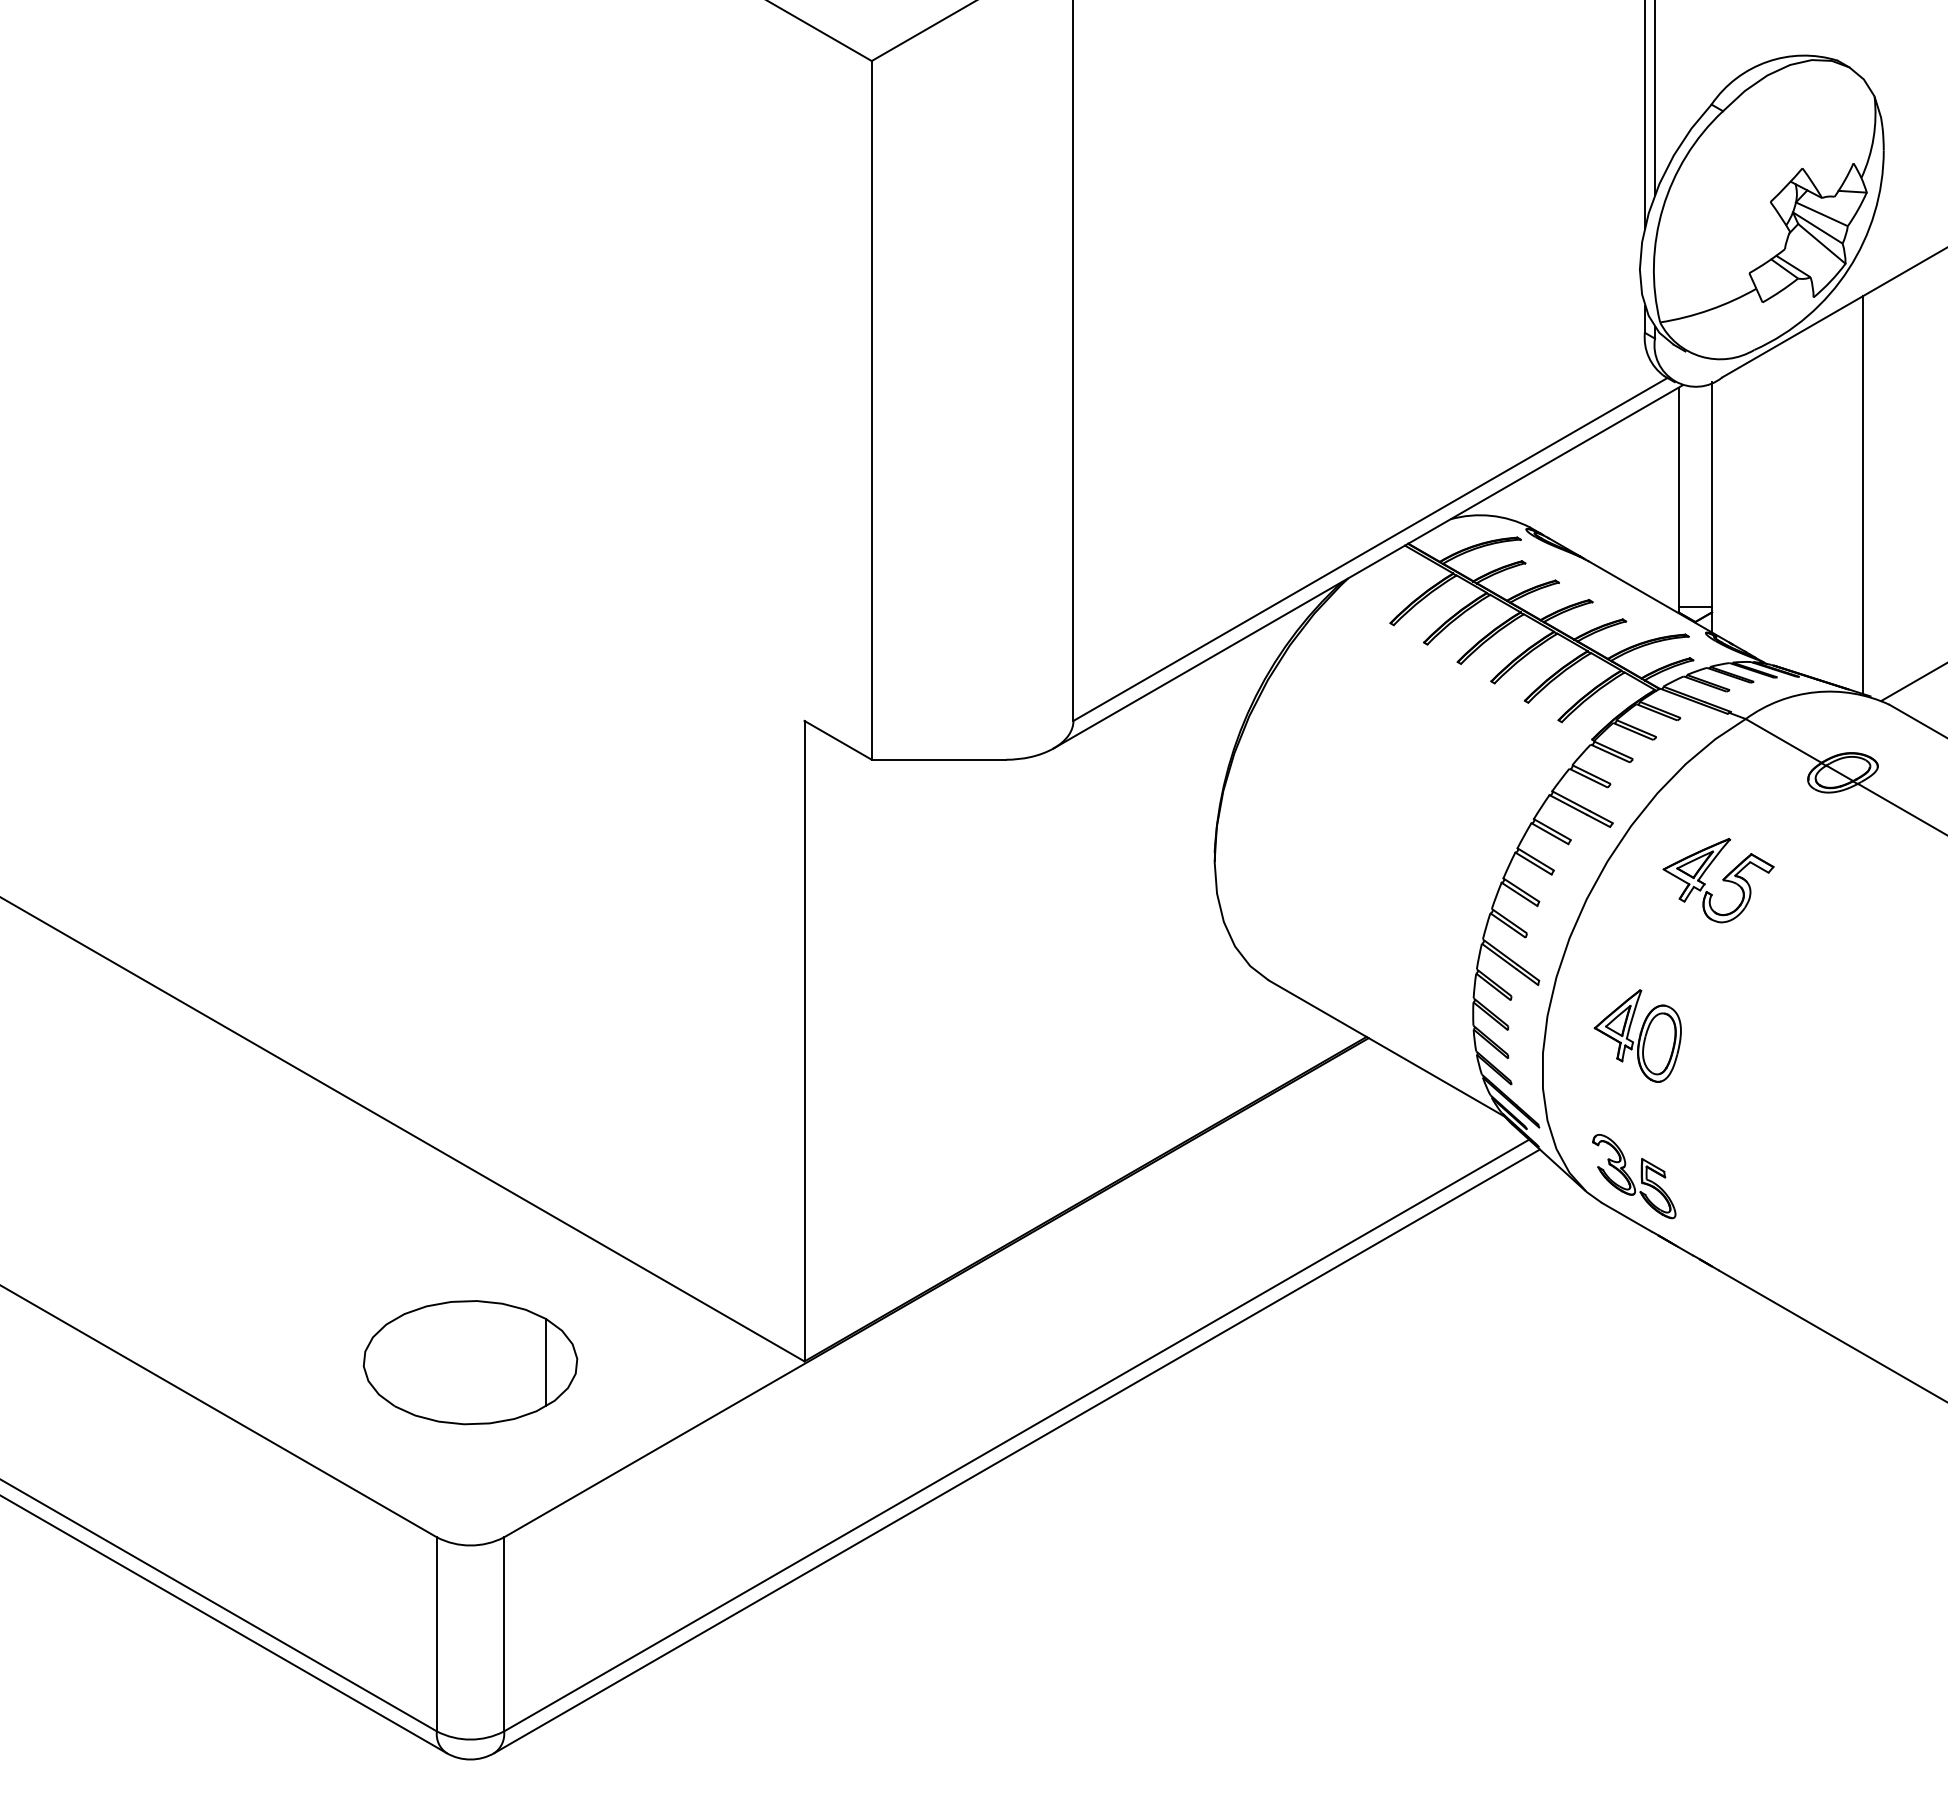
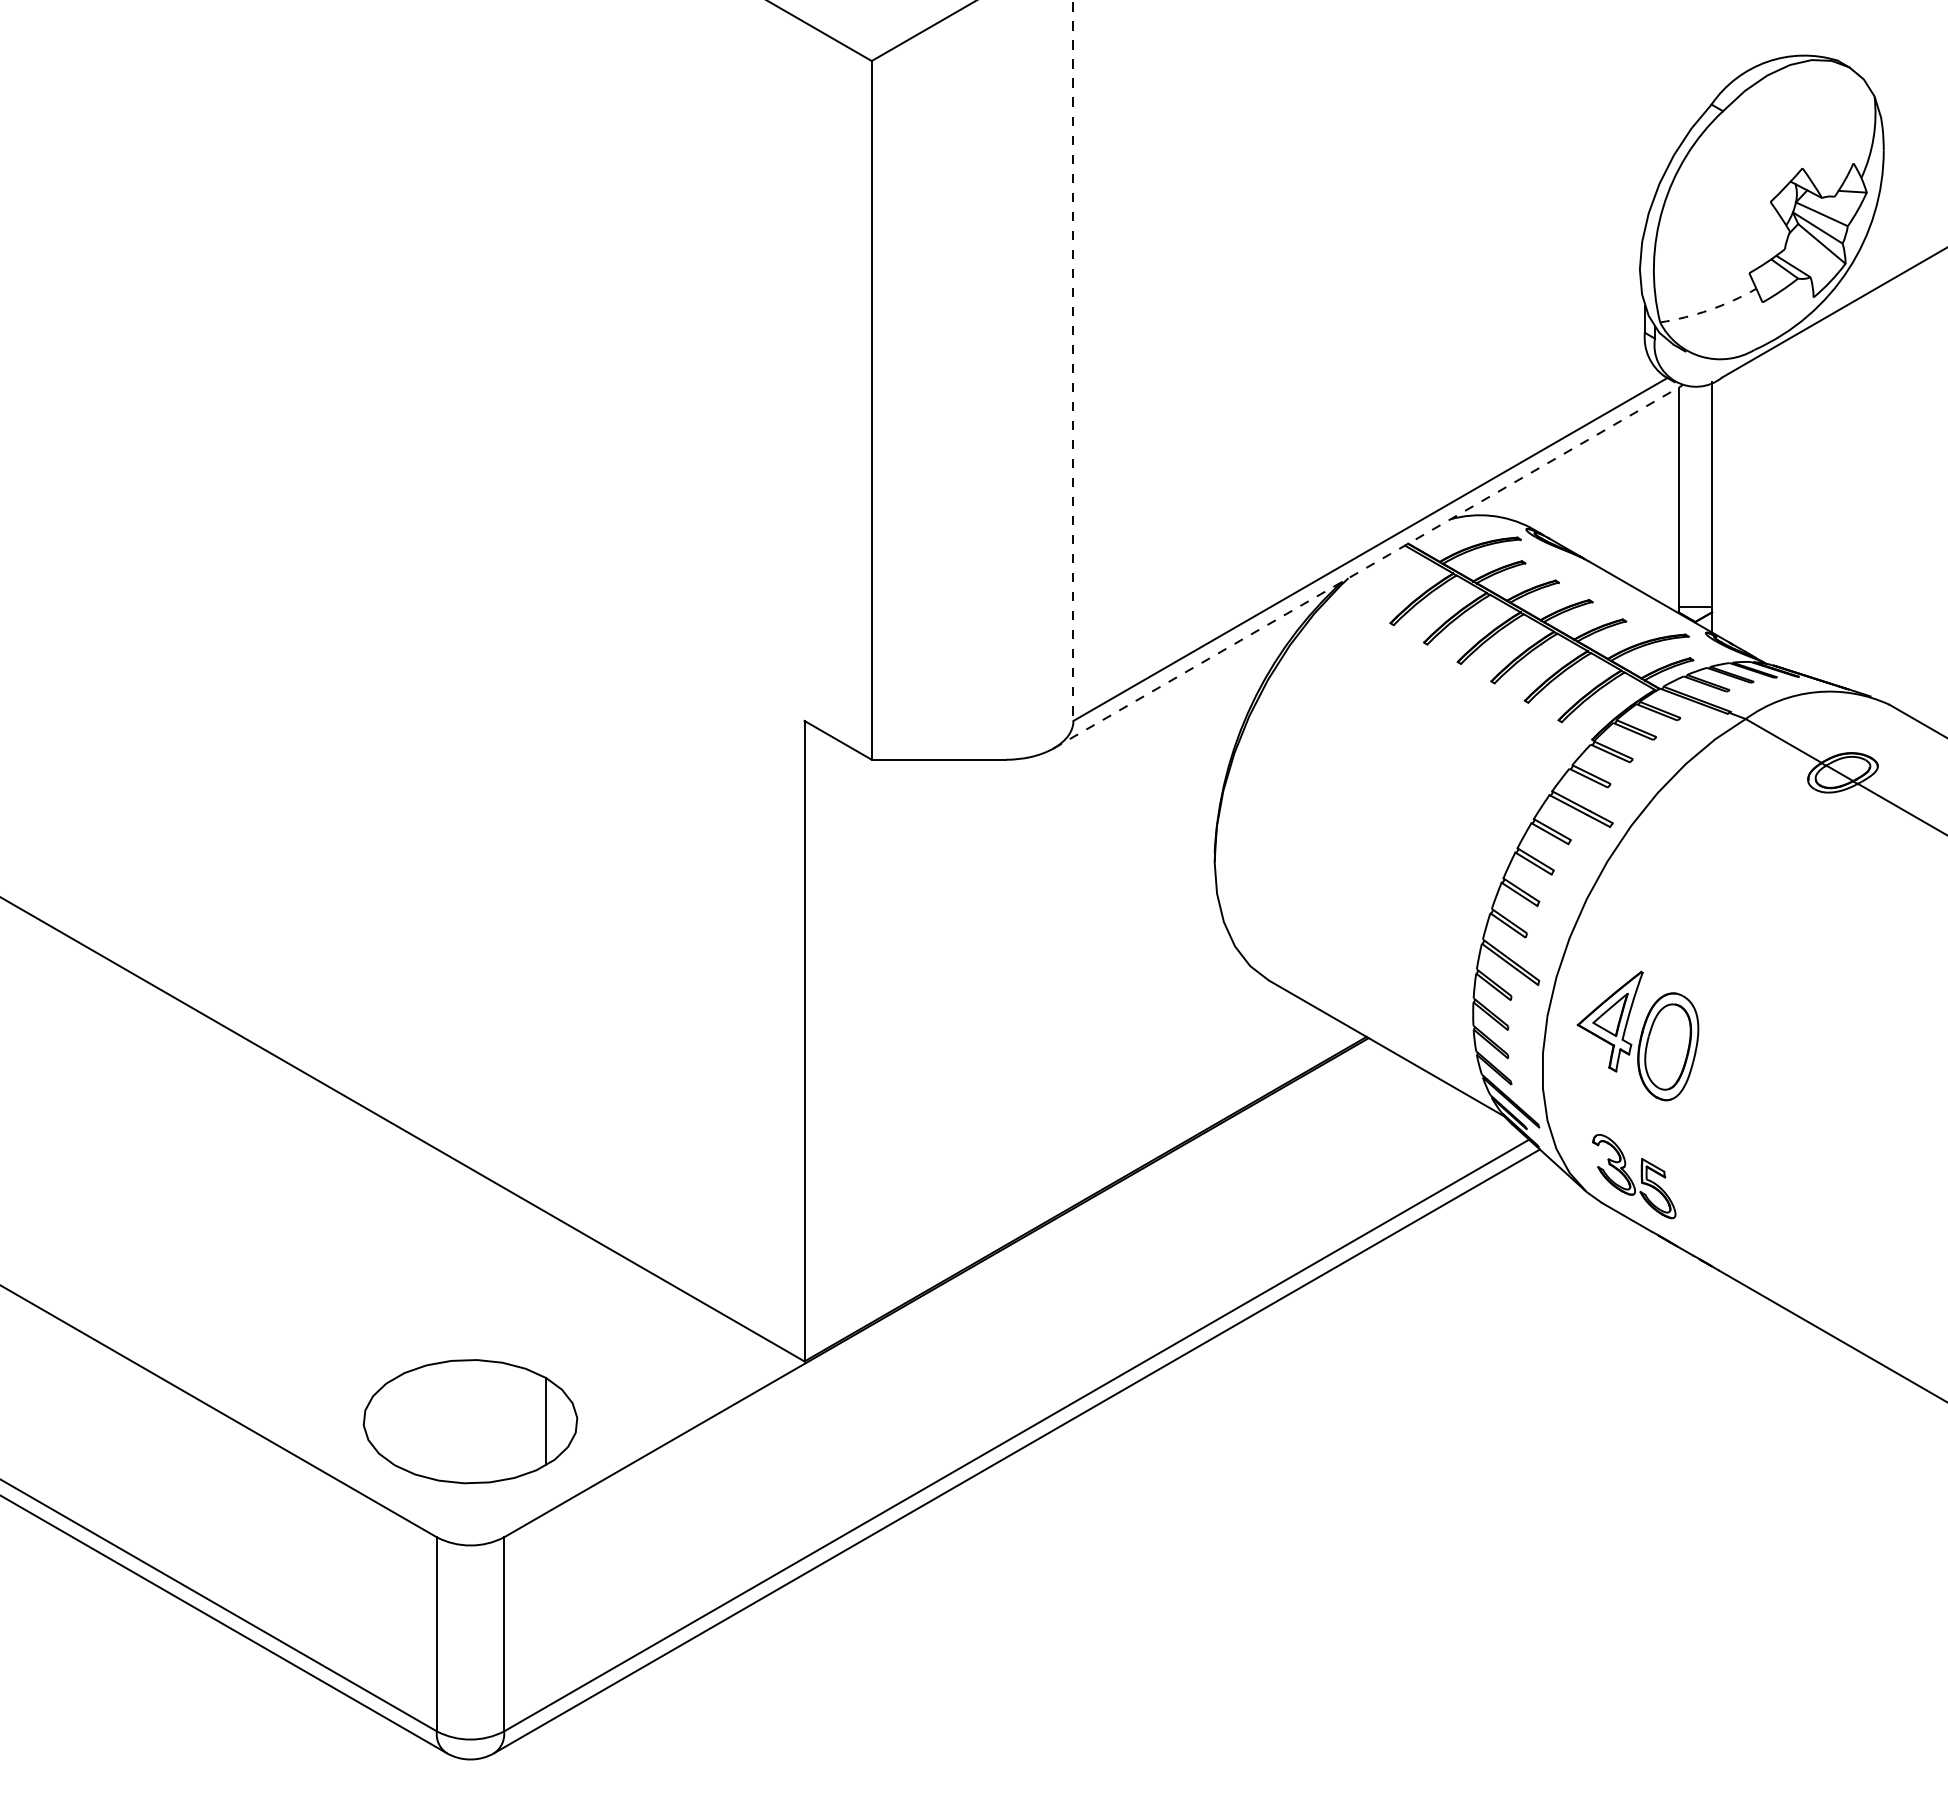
line: present -> none (1655, 98)
line: present -> none (1644, 114)
arc: solid -> dashed (1709, 309)
line: solid -> dashed (1073, 361)
line: present -> none (1863, 494)
line: solid -> dashed (1368, 566)
line: present -> none (1912, 682)
part: present -> none (1718, 880)
part size: 89x94 px -> 124x131 px (1637, 1036)
part position: (470, 1362) -> (470, 1421) (470, 1421)
